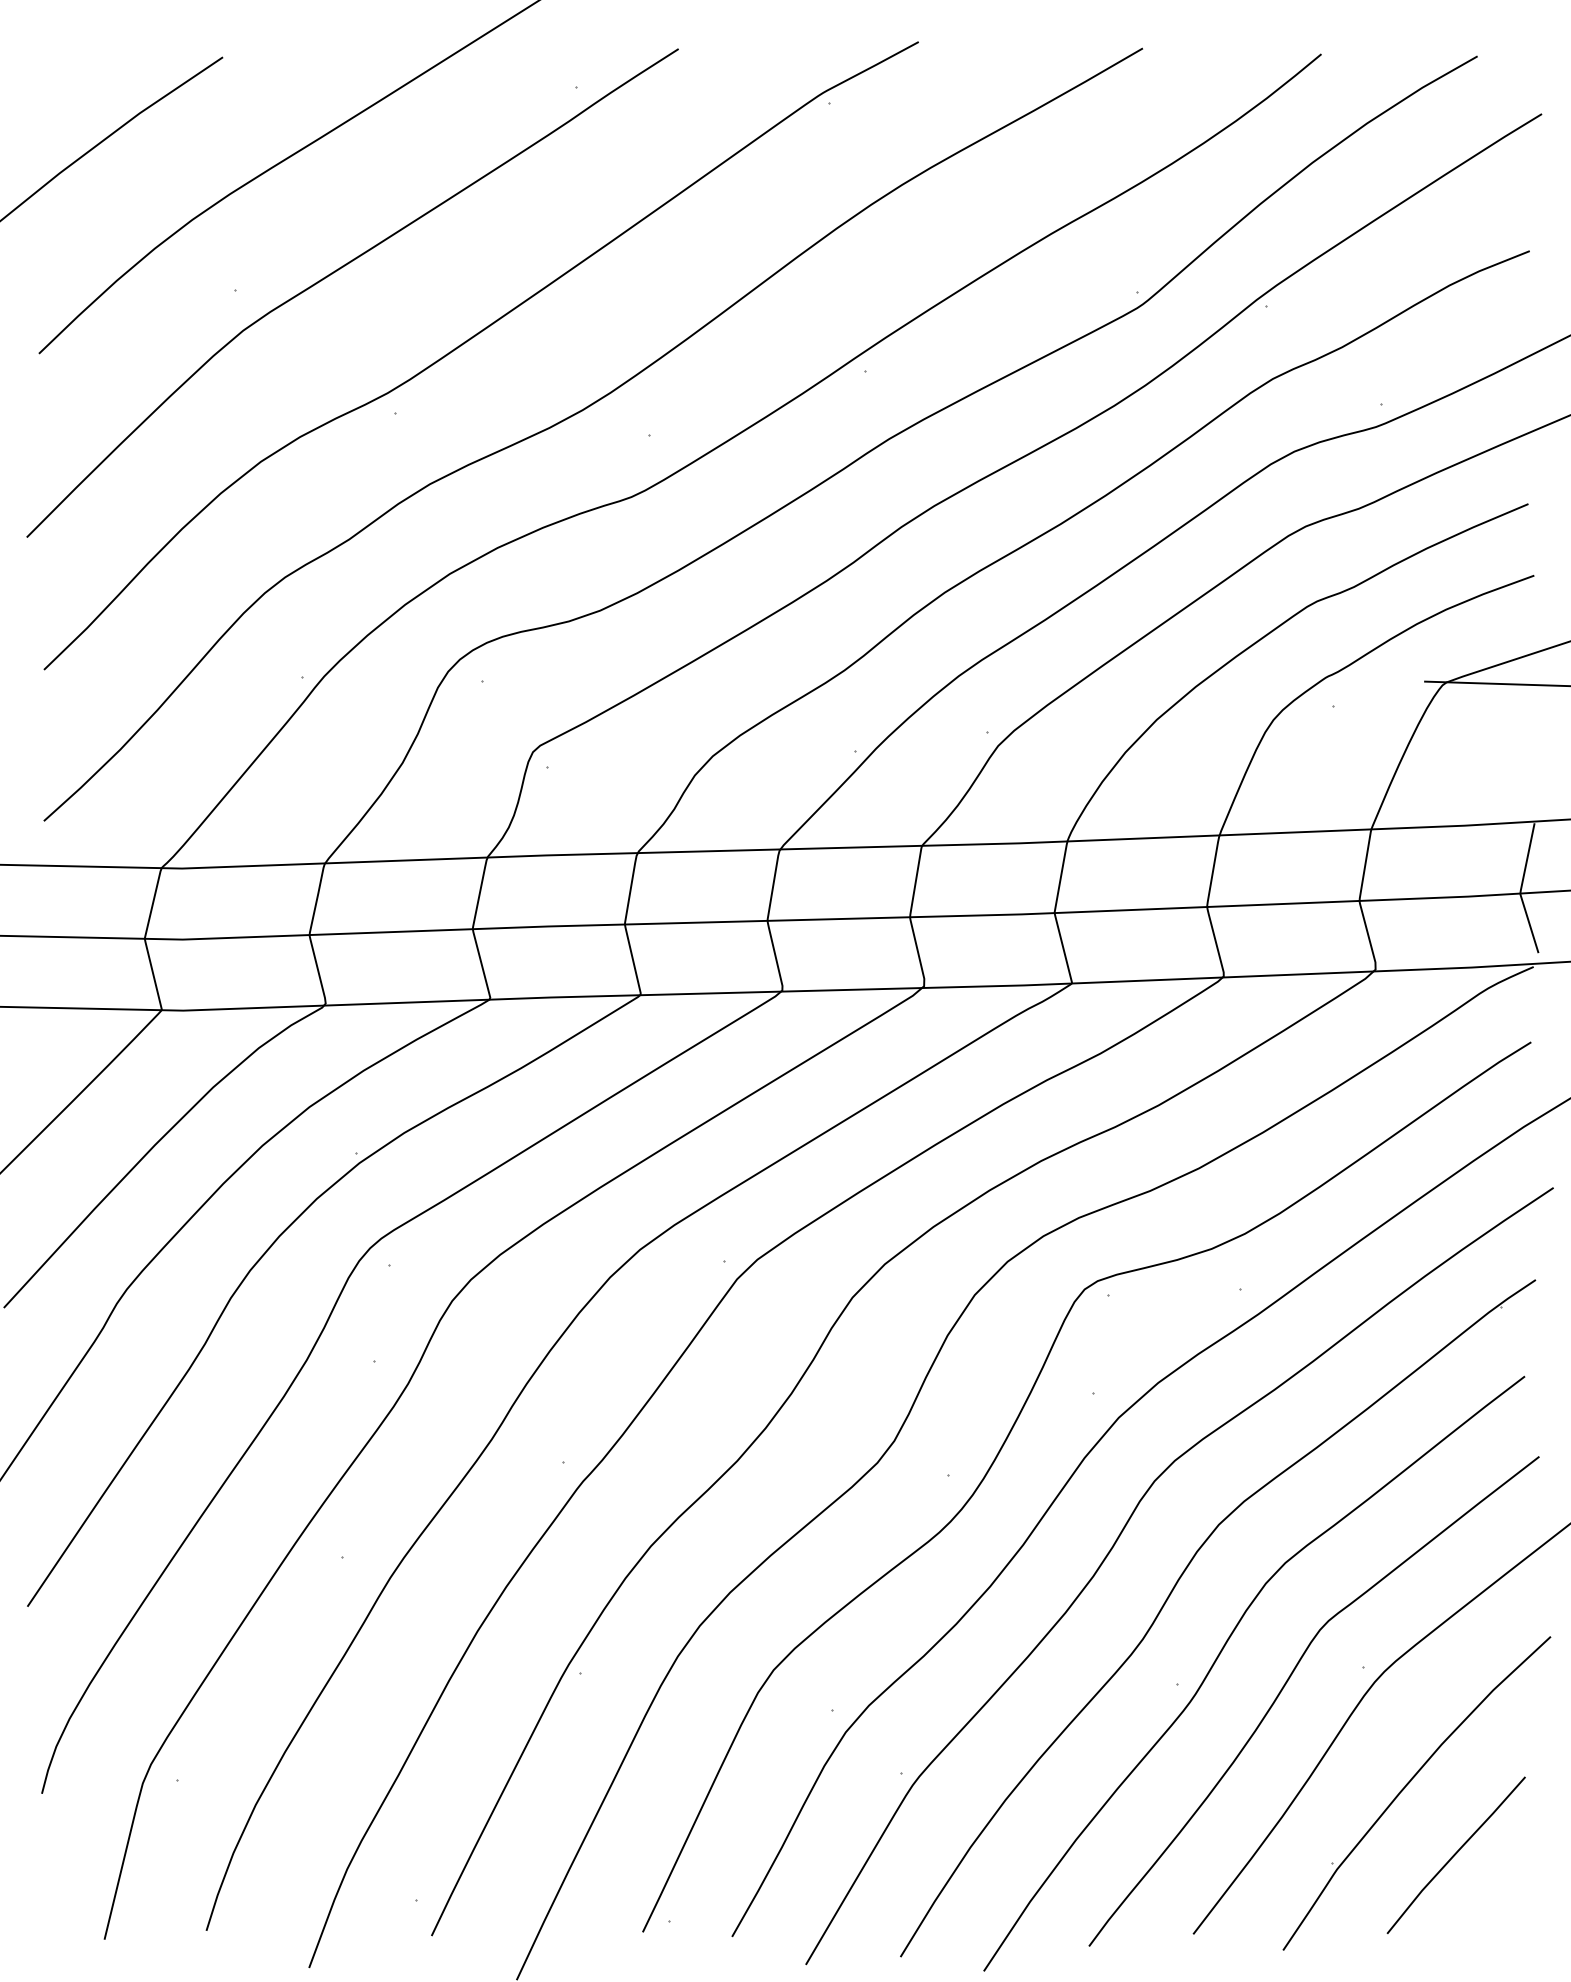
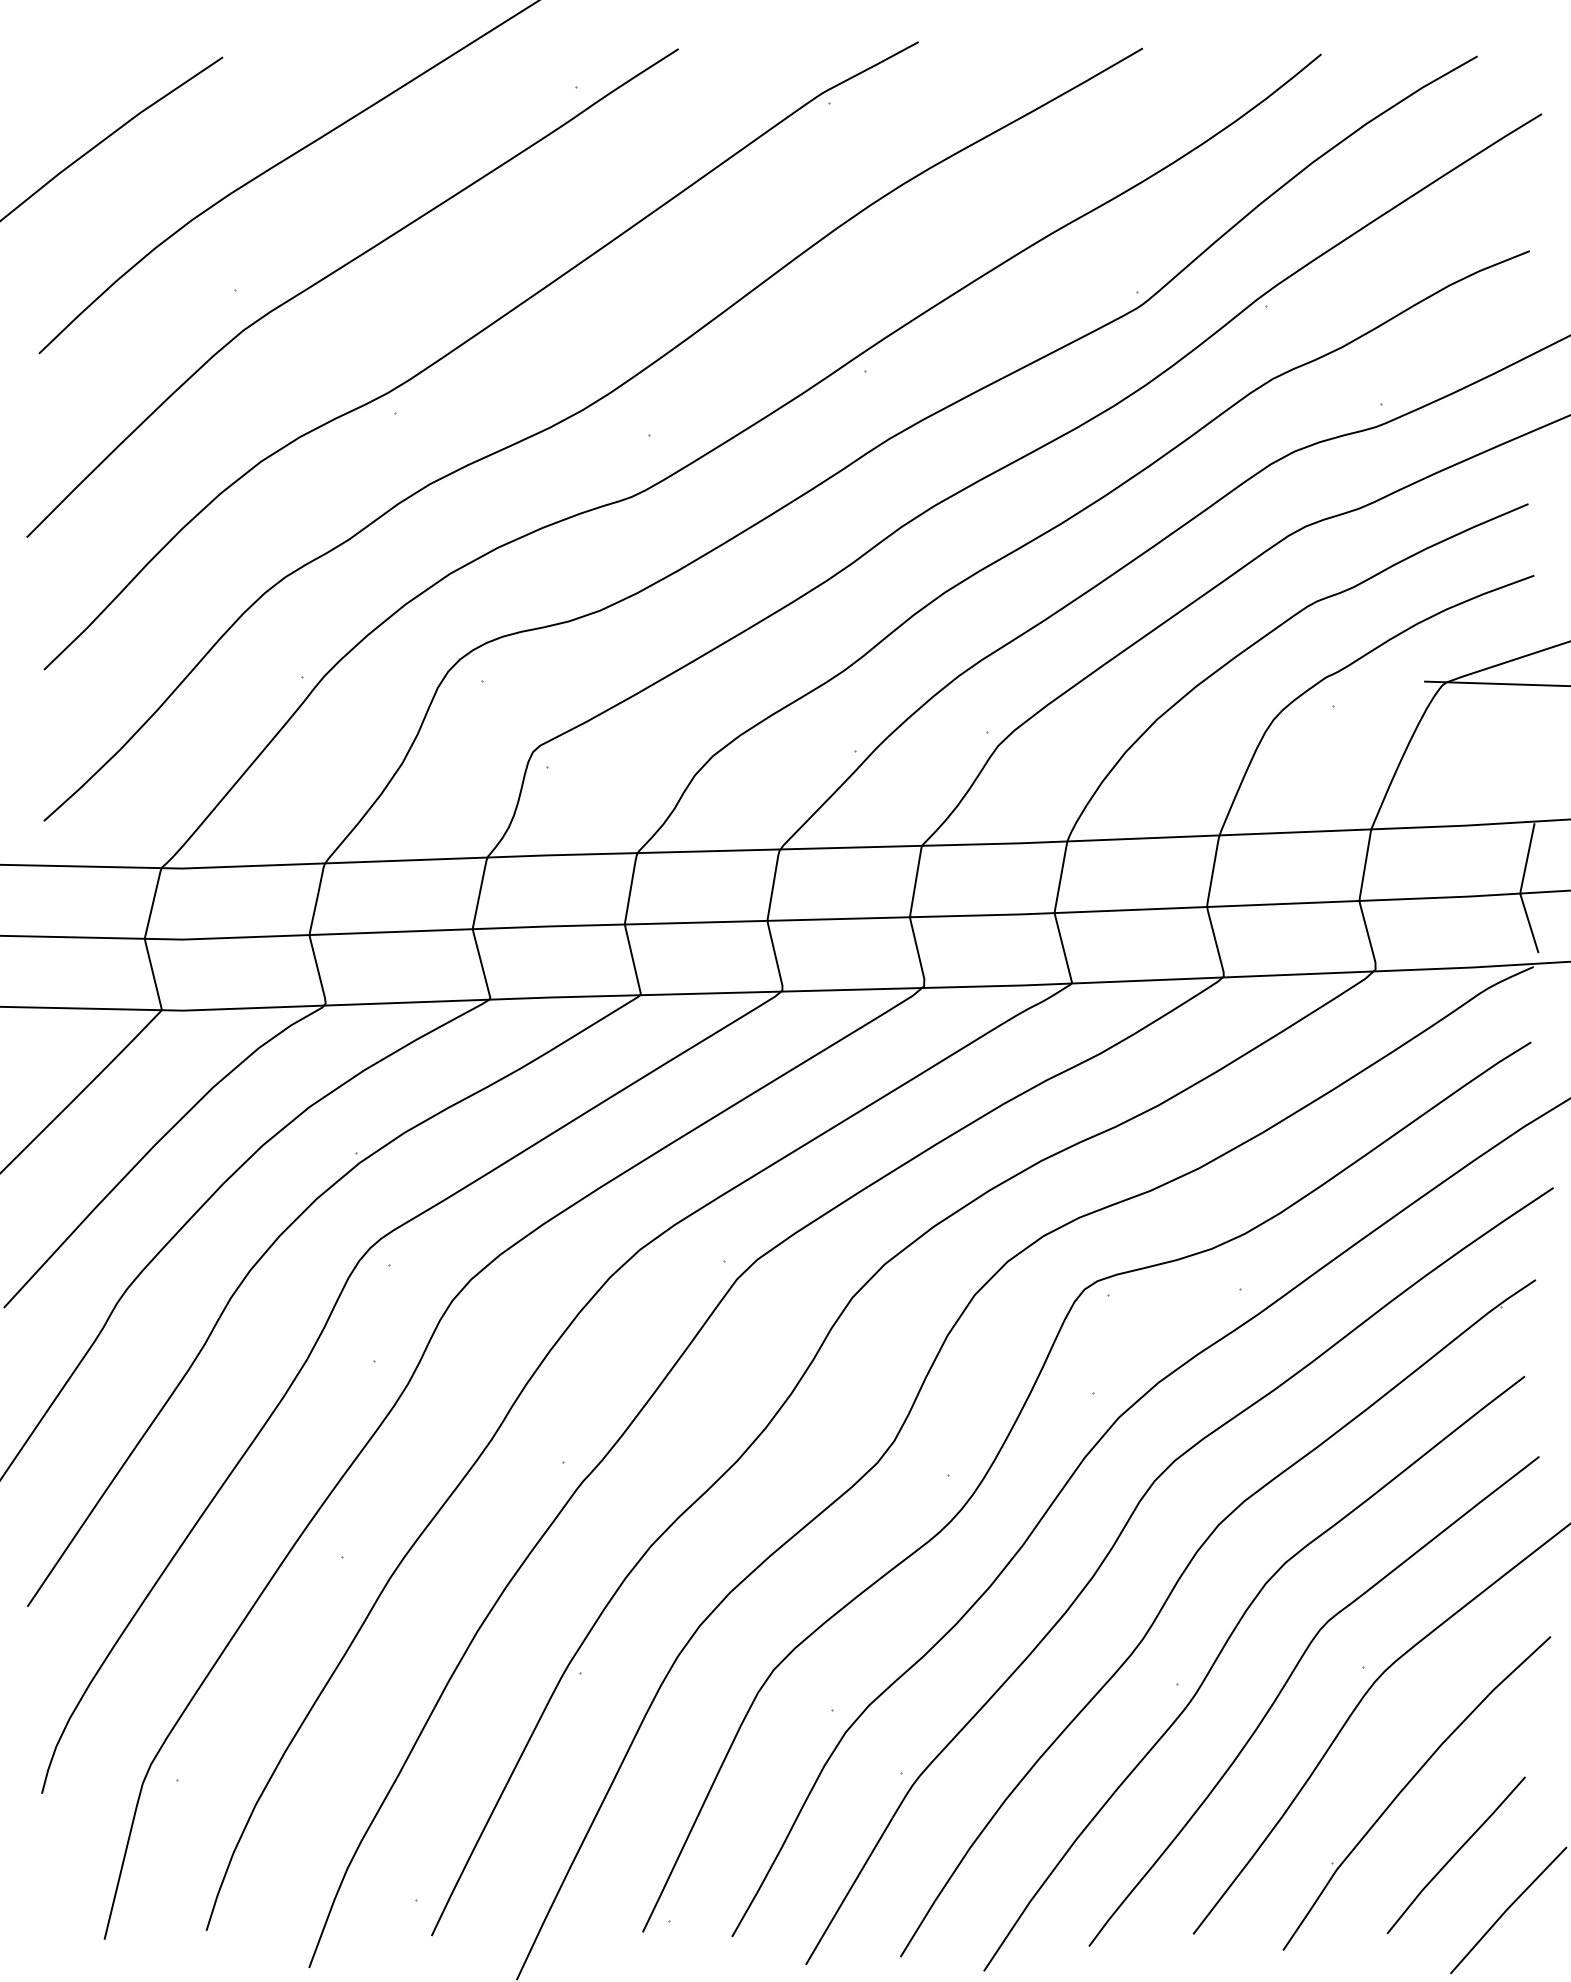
line: none -> present (1508, 1909)
